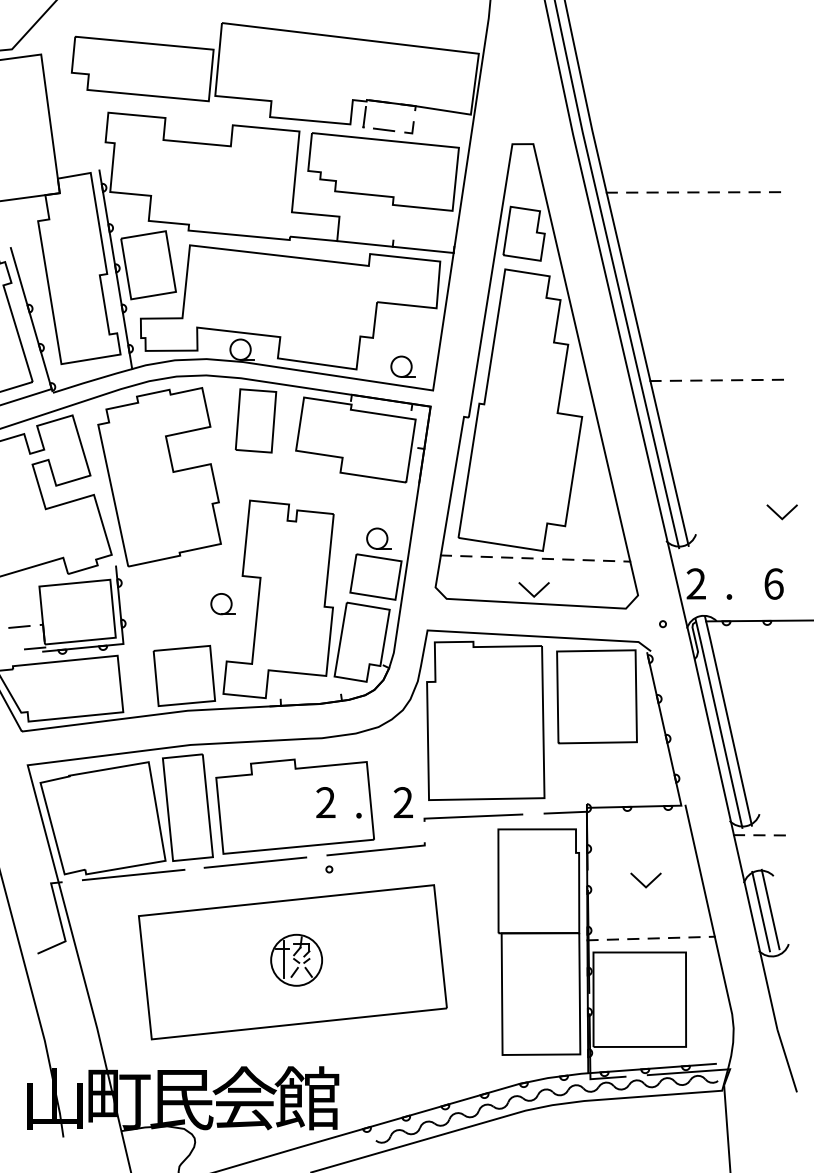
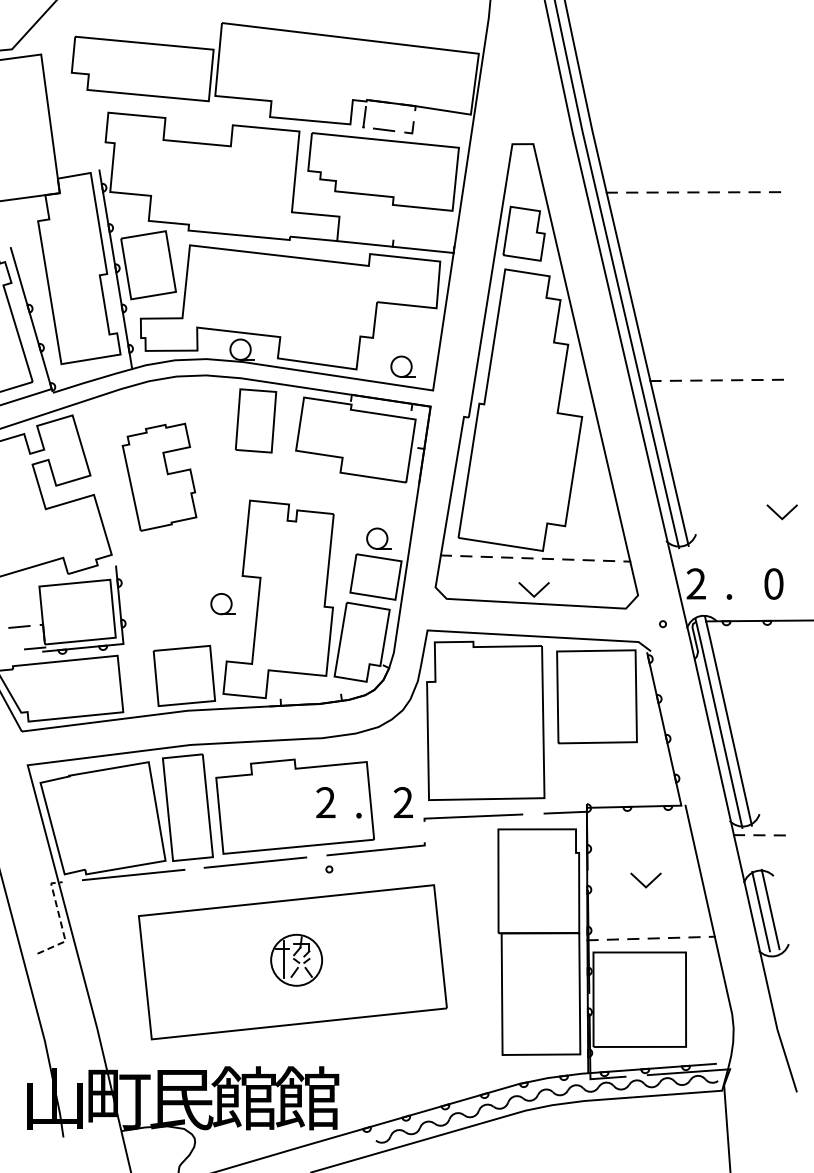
part size: 125x181 px -> 77x110 px (159, 476)
text: 6 -> 0 (773, 583)
line: solid -> dashed (60, 921)
text: 会 -> 館 (243, 1098)
